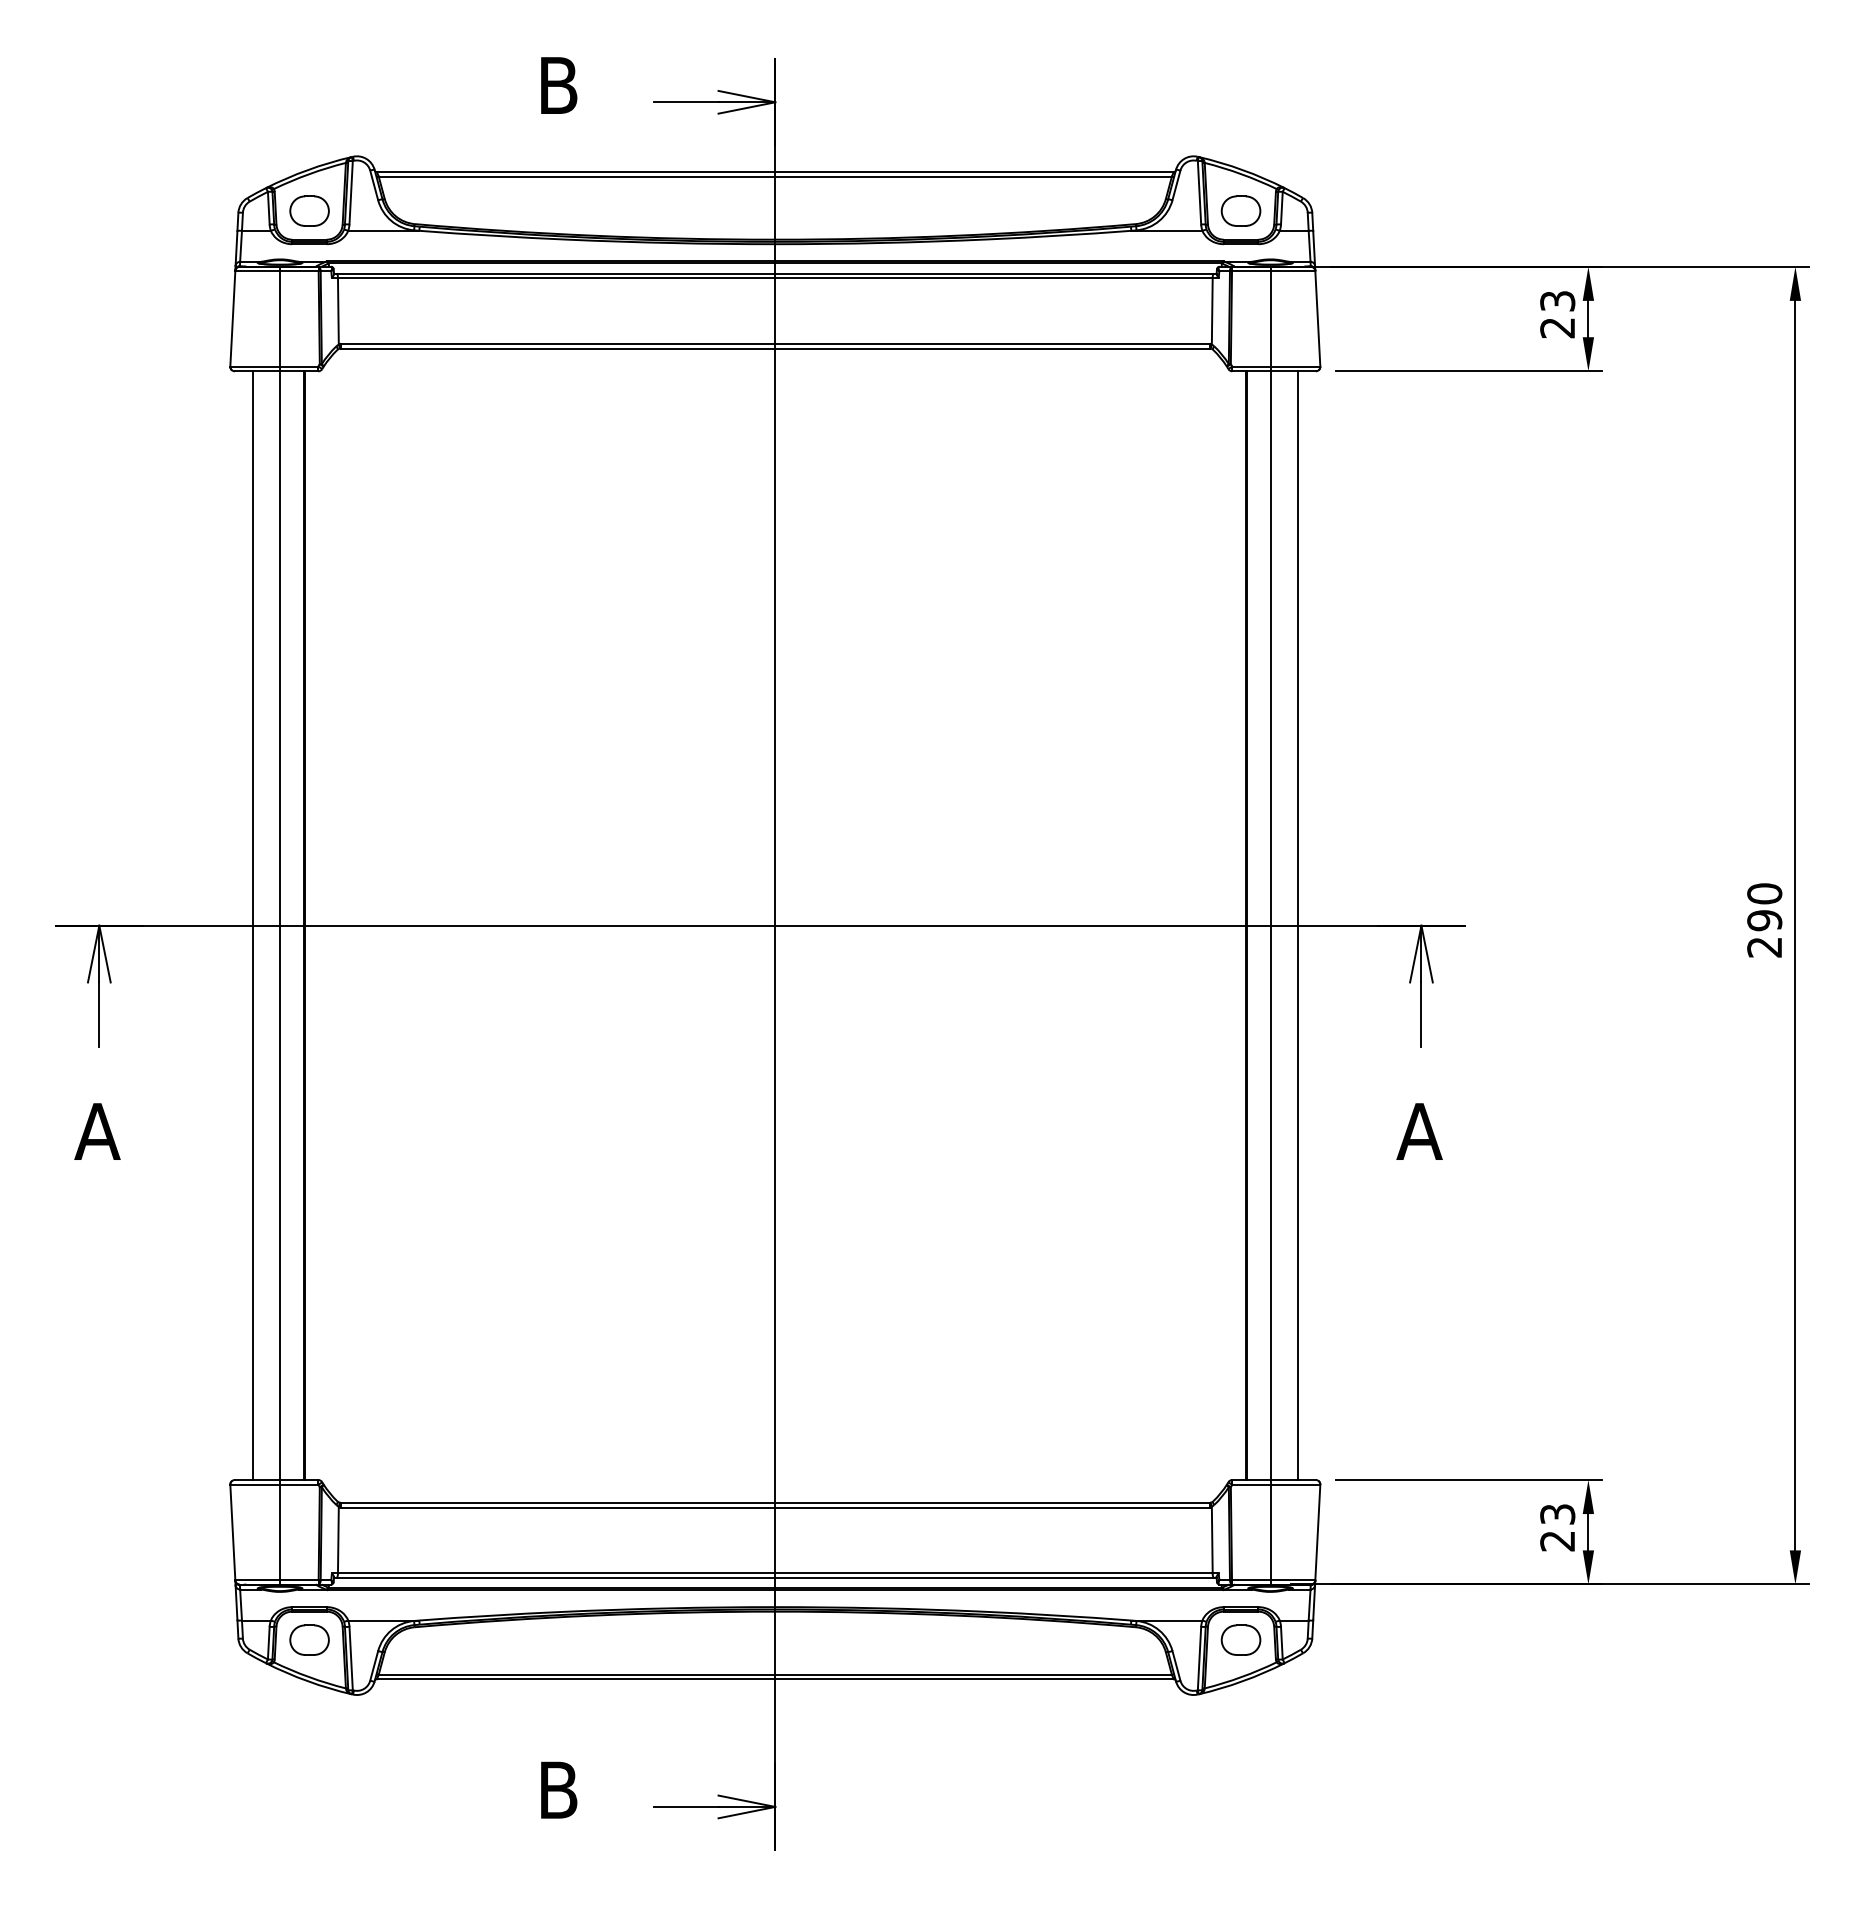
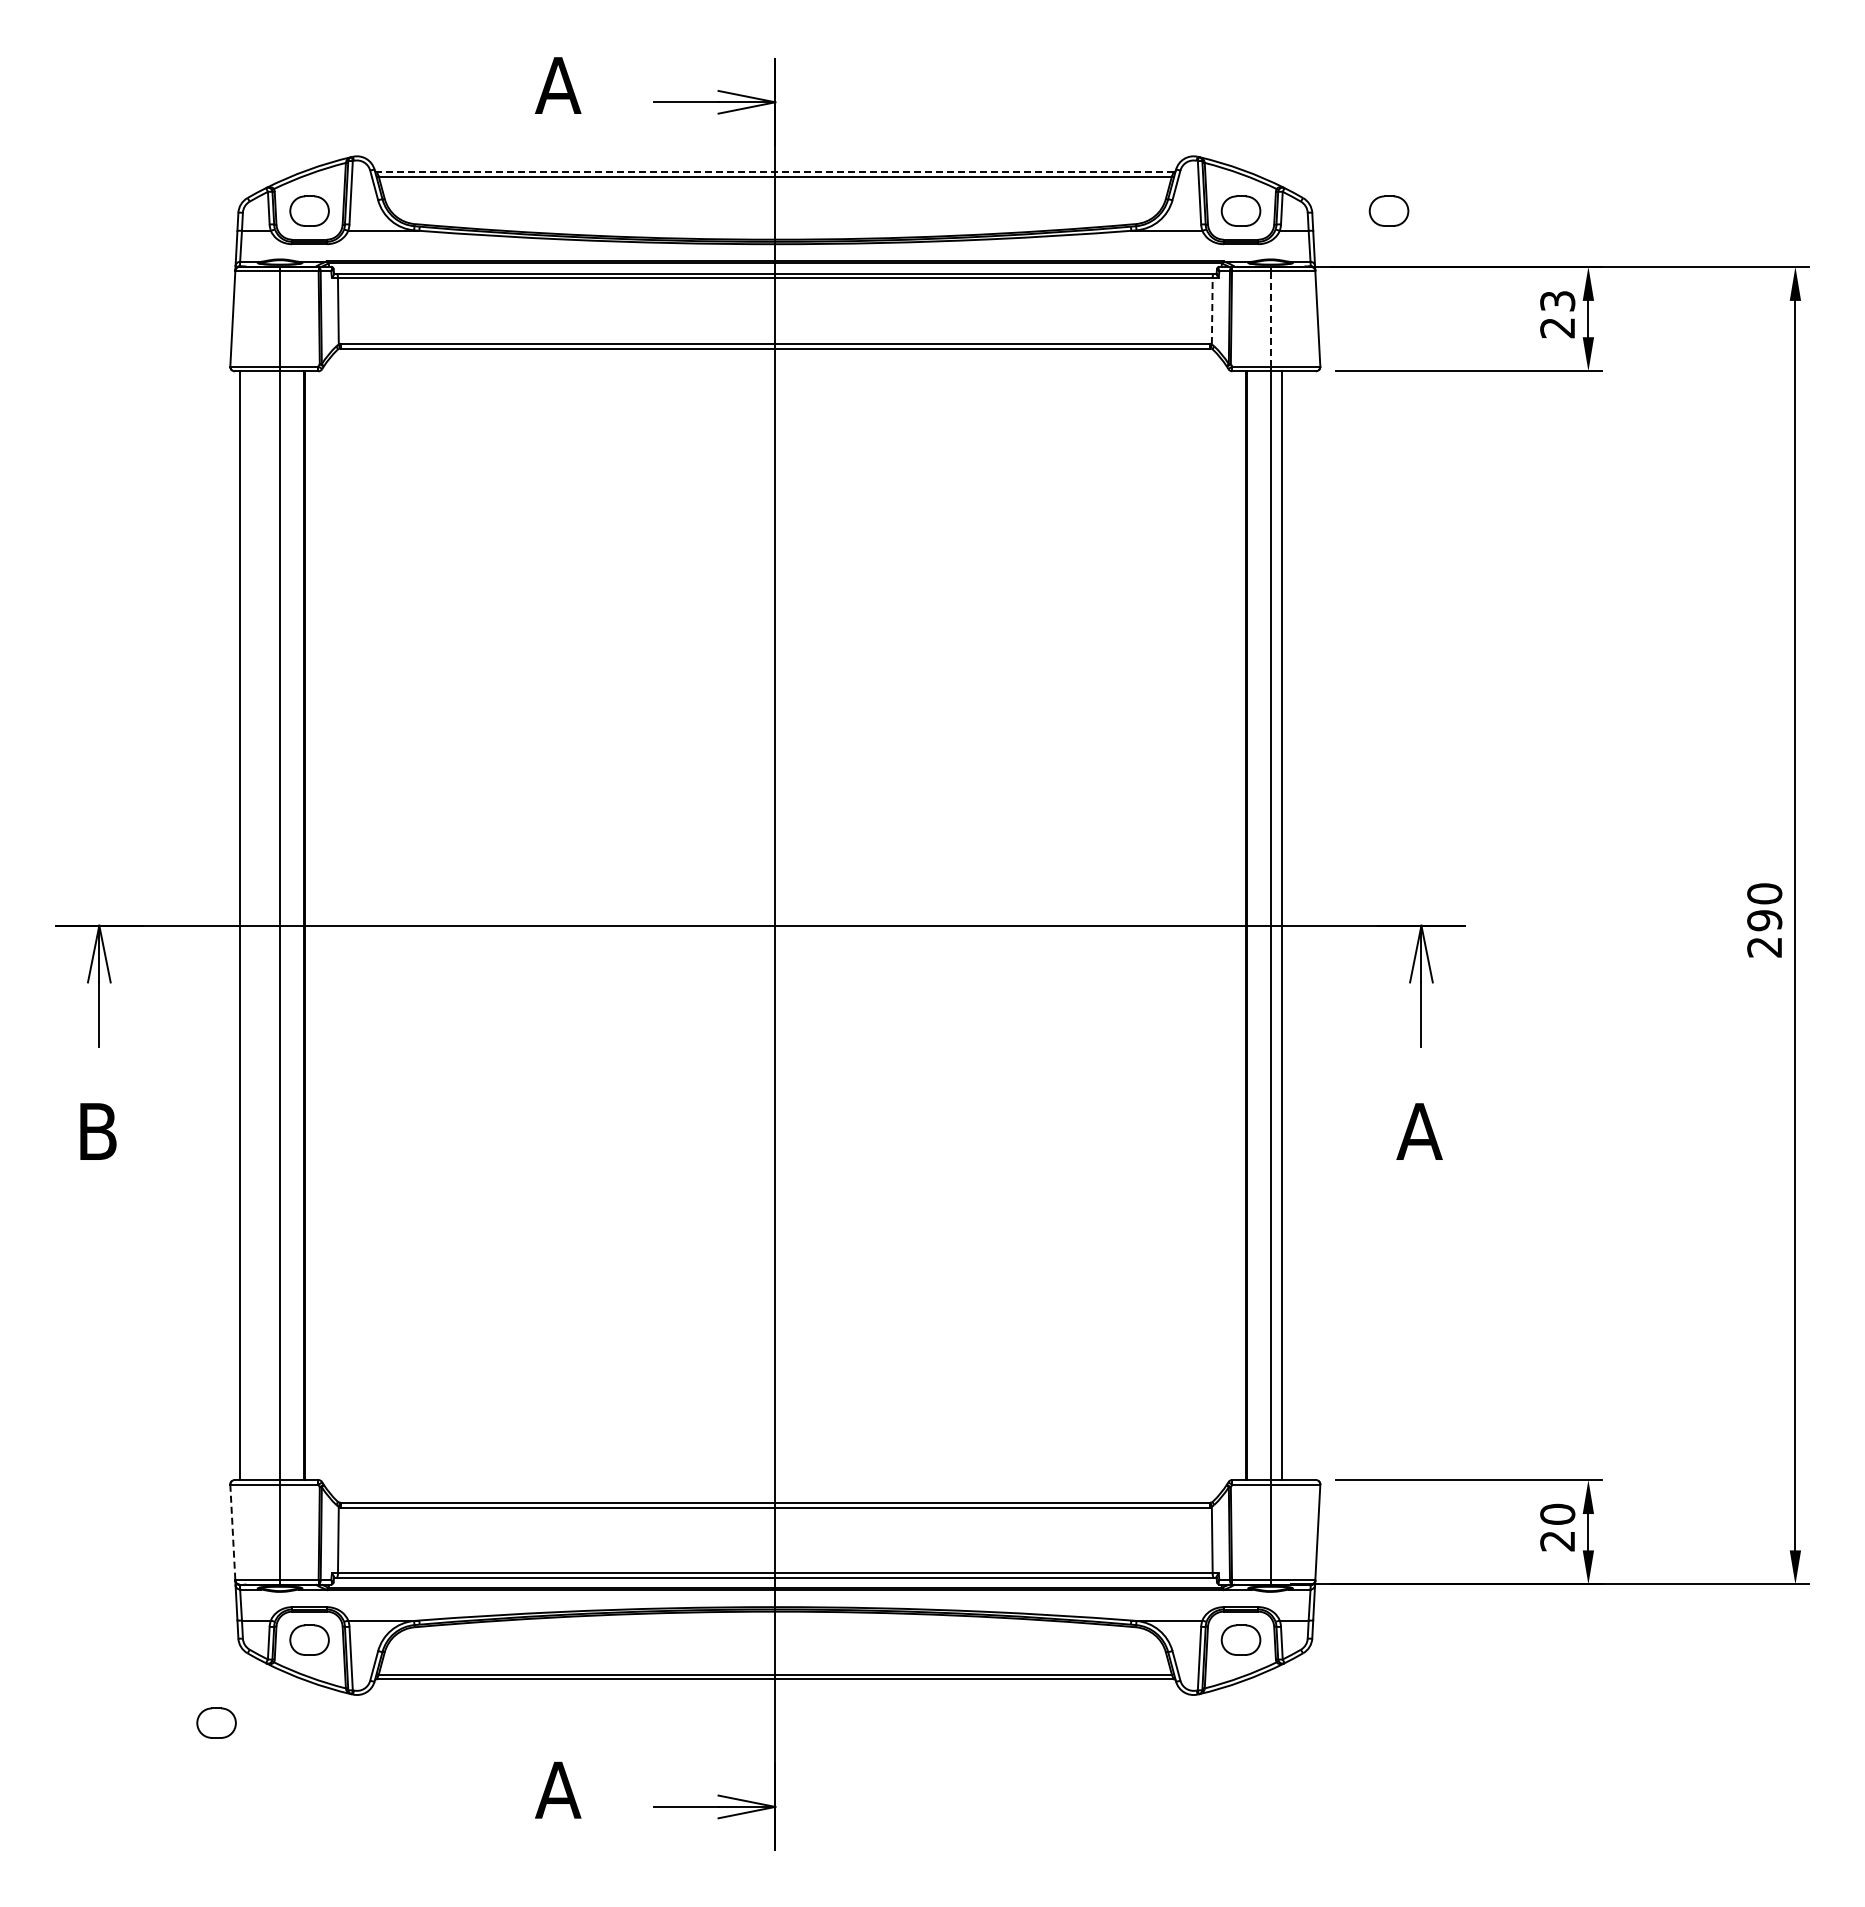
text: B -> A (558, 85)
line: solid -> dashed (774, 172)
part: none -> present (1388, 210)
line: solid -> dashed (1212, 310)
line: solid -> dashed (1270, 318)
line position: (252, 925) -> (239, 925) (239, 925)
line position: (1297, 925) -> (1281, 925) (1281, 925)
text: A -> B (97, 1131)
text: 23 -> 20 (1557, 1513)
line: solid -> dashed (232, 1532)
part: none -> present (216, 1722)
text: B -> A (558, 1789)
